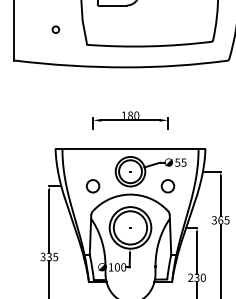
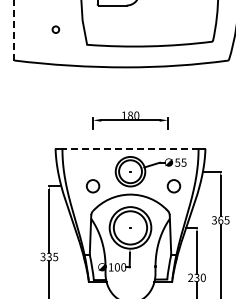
line: solid -> dashed (14, 30)
line: solid -> dashed (130, 148)
circle position: (167, 186) -> (173, 186) (173, 186)
